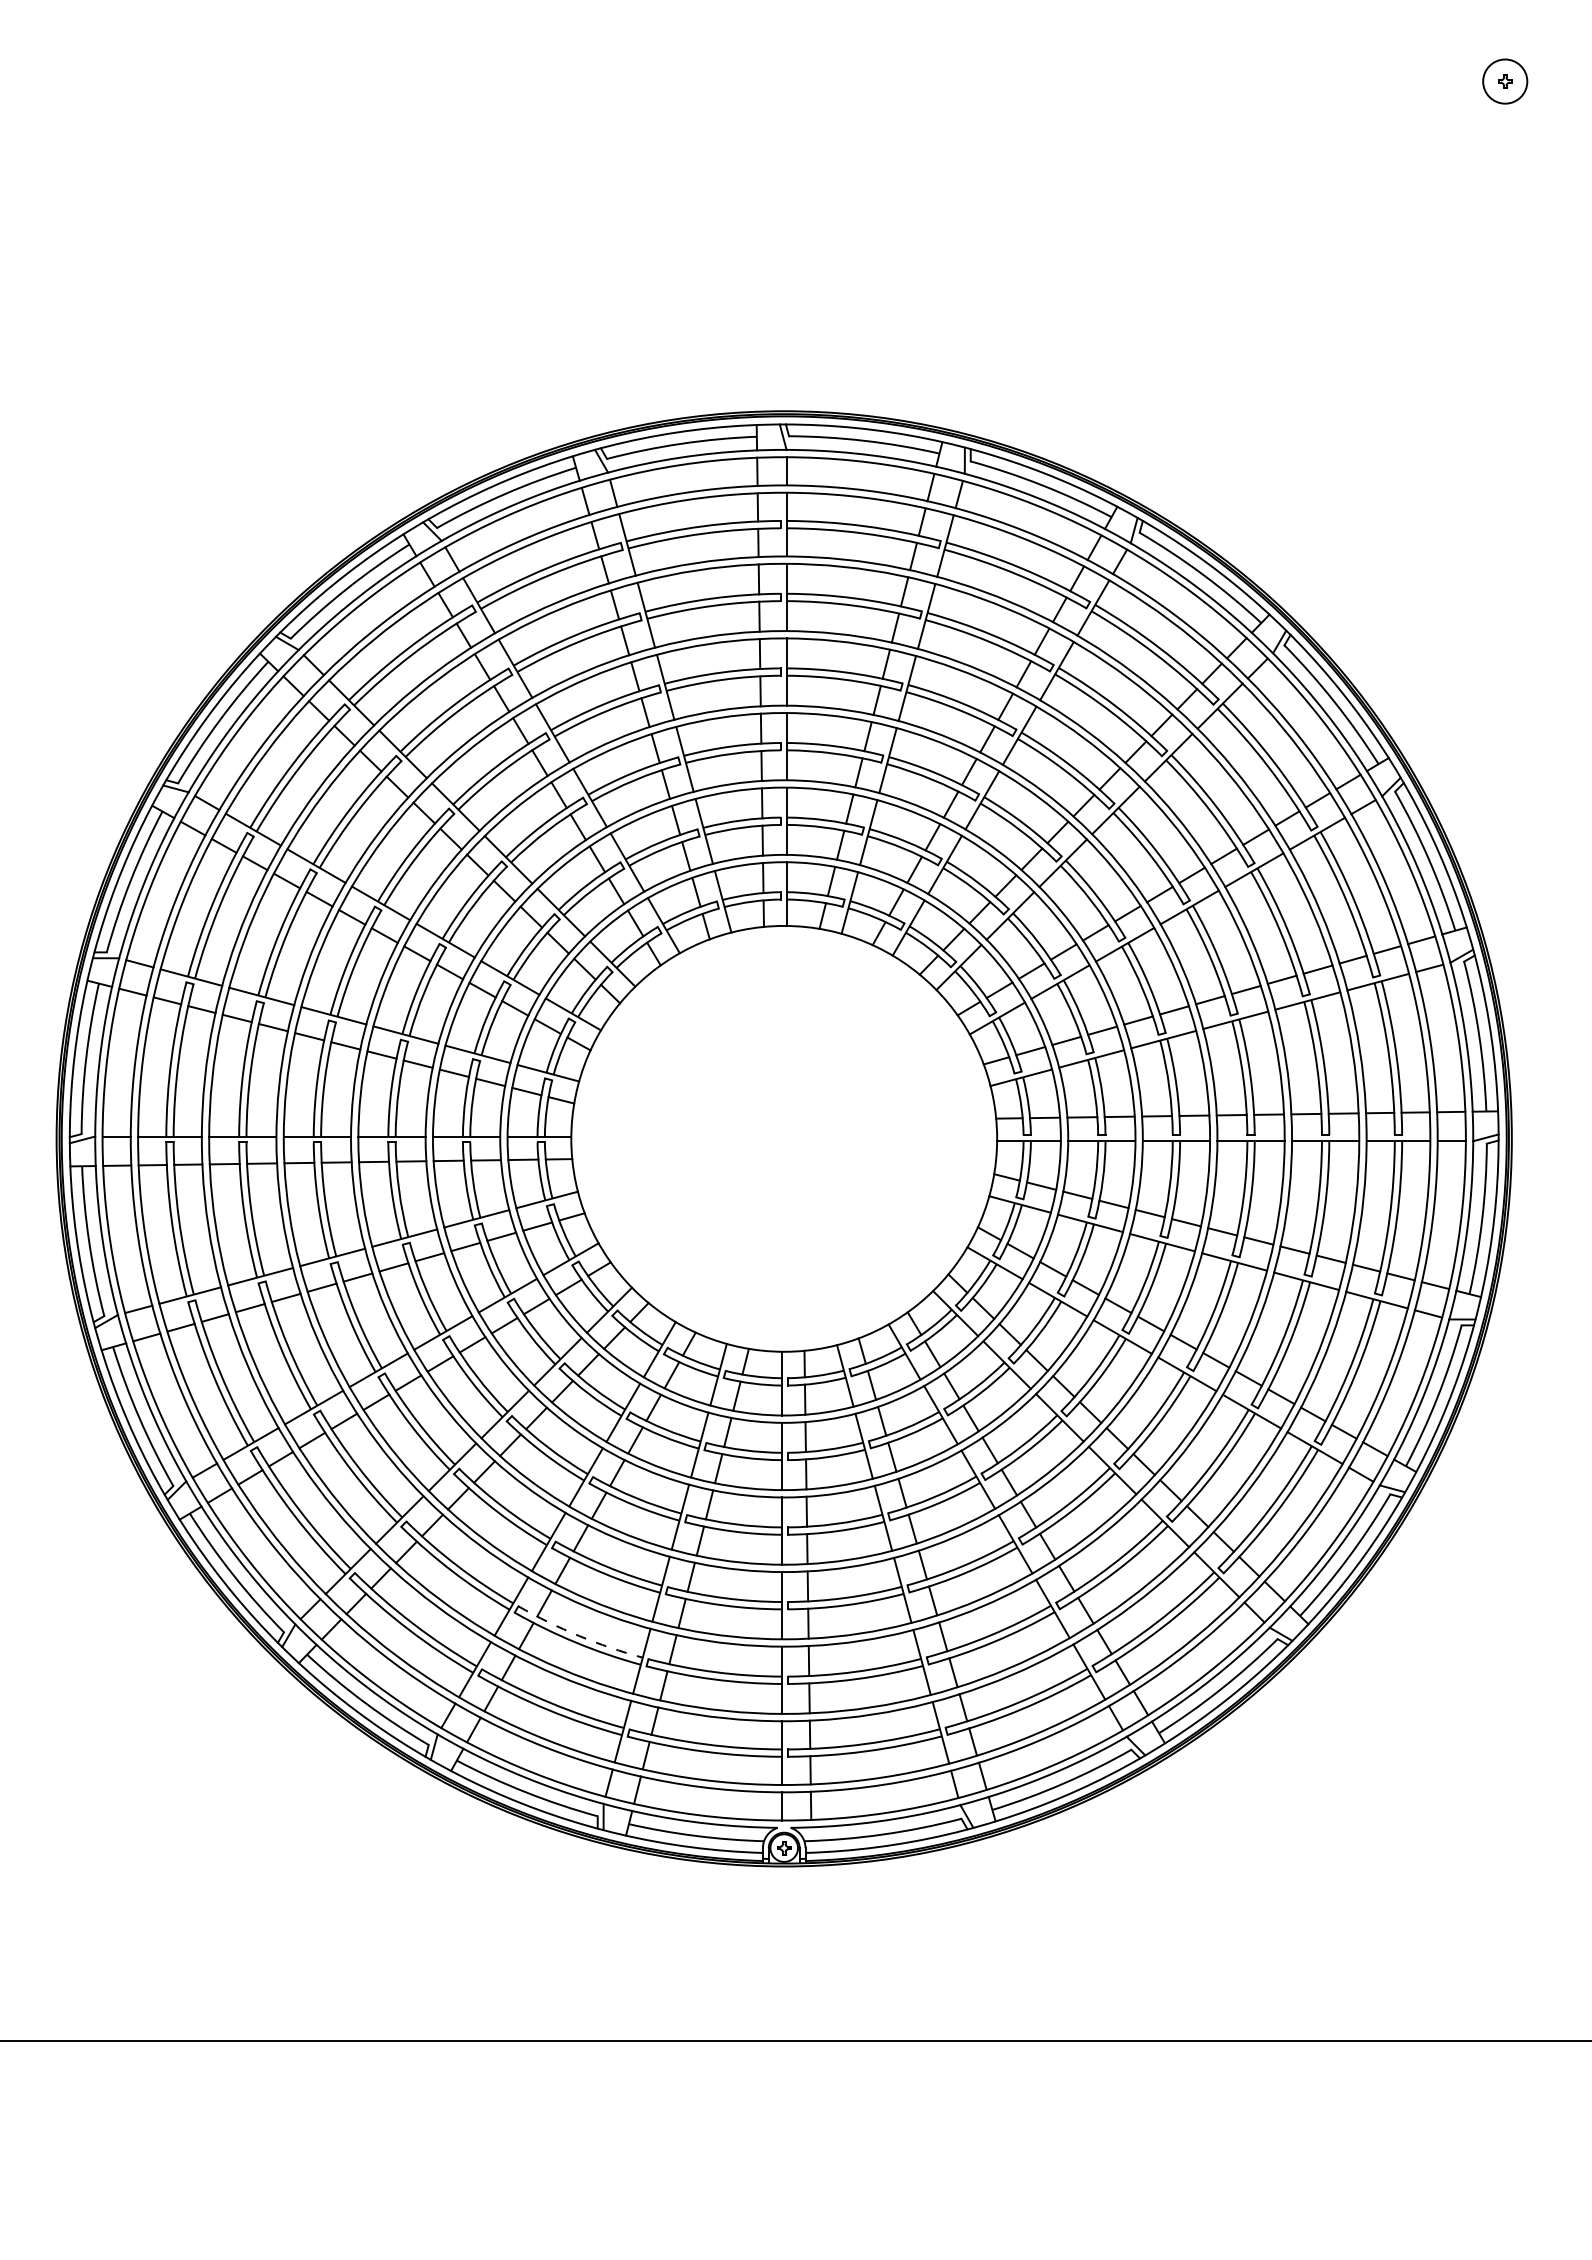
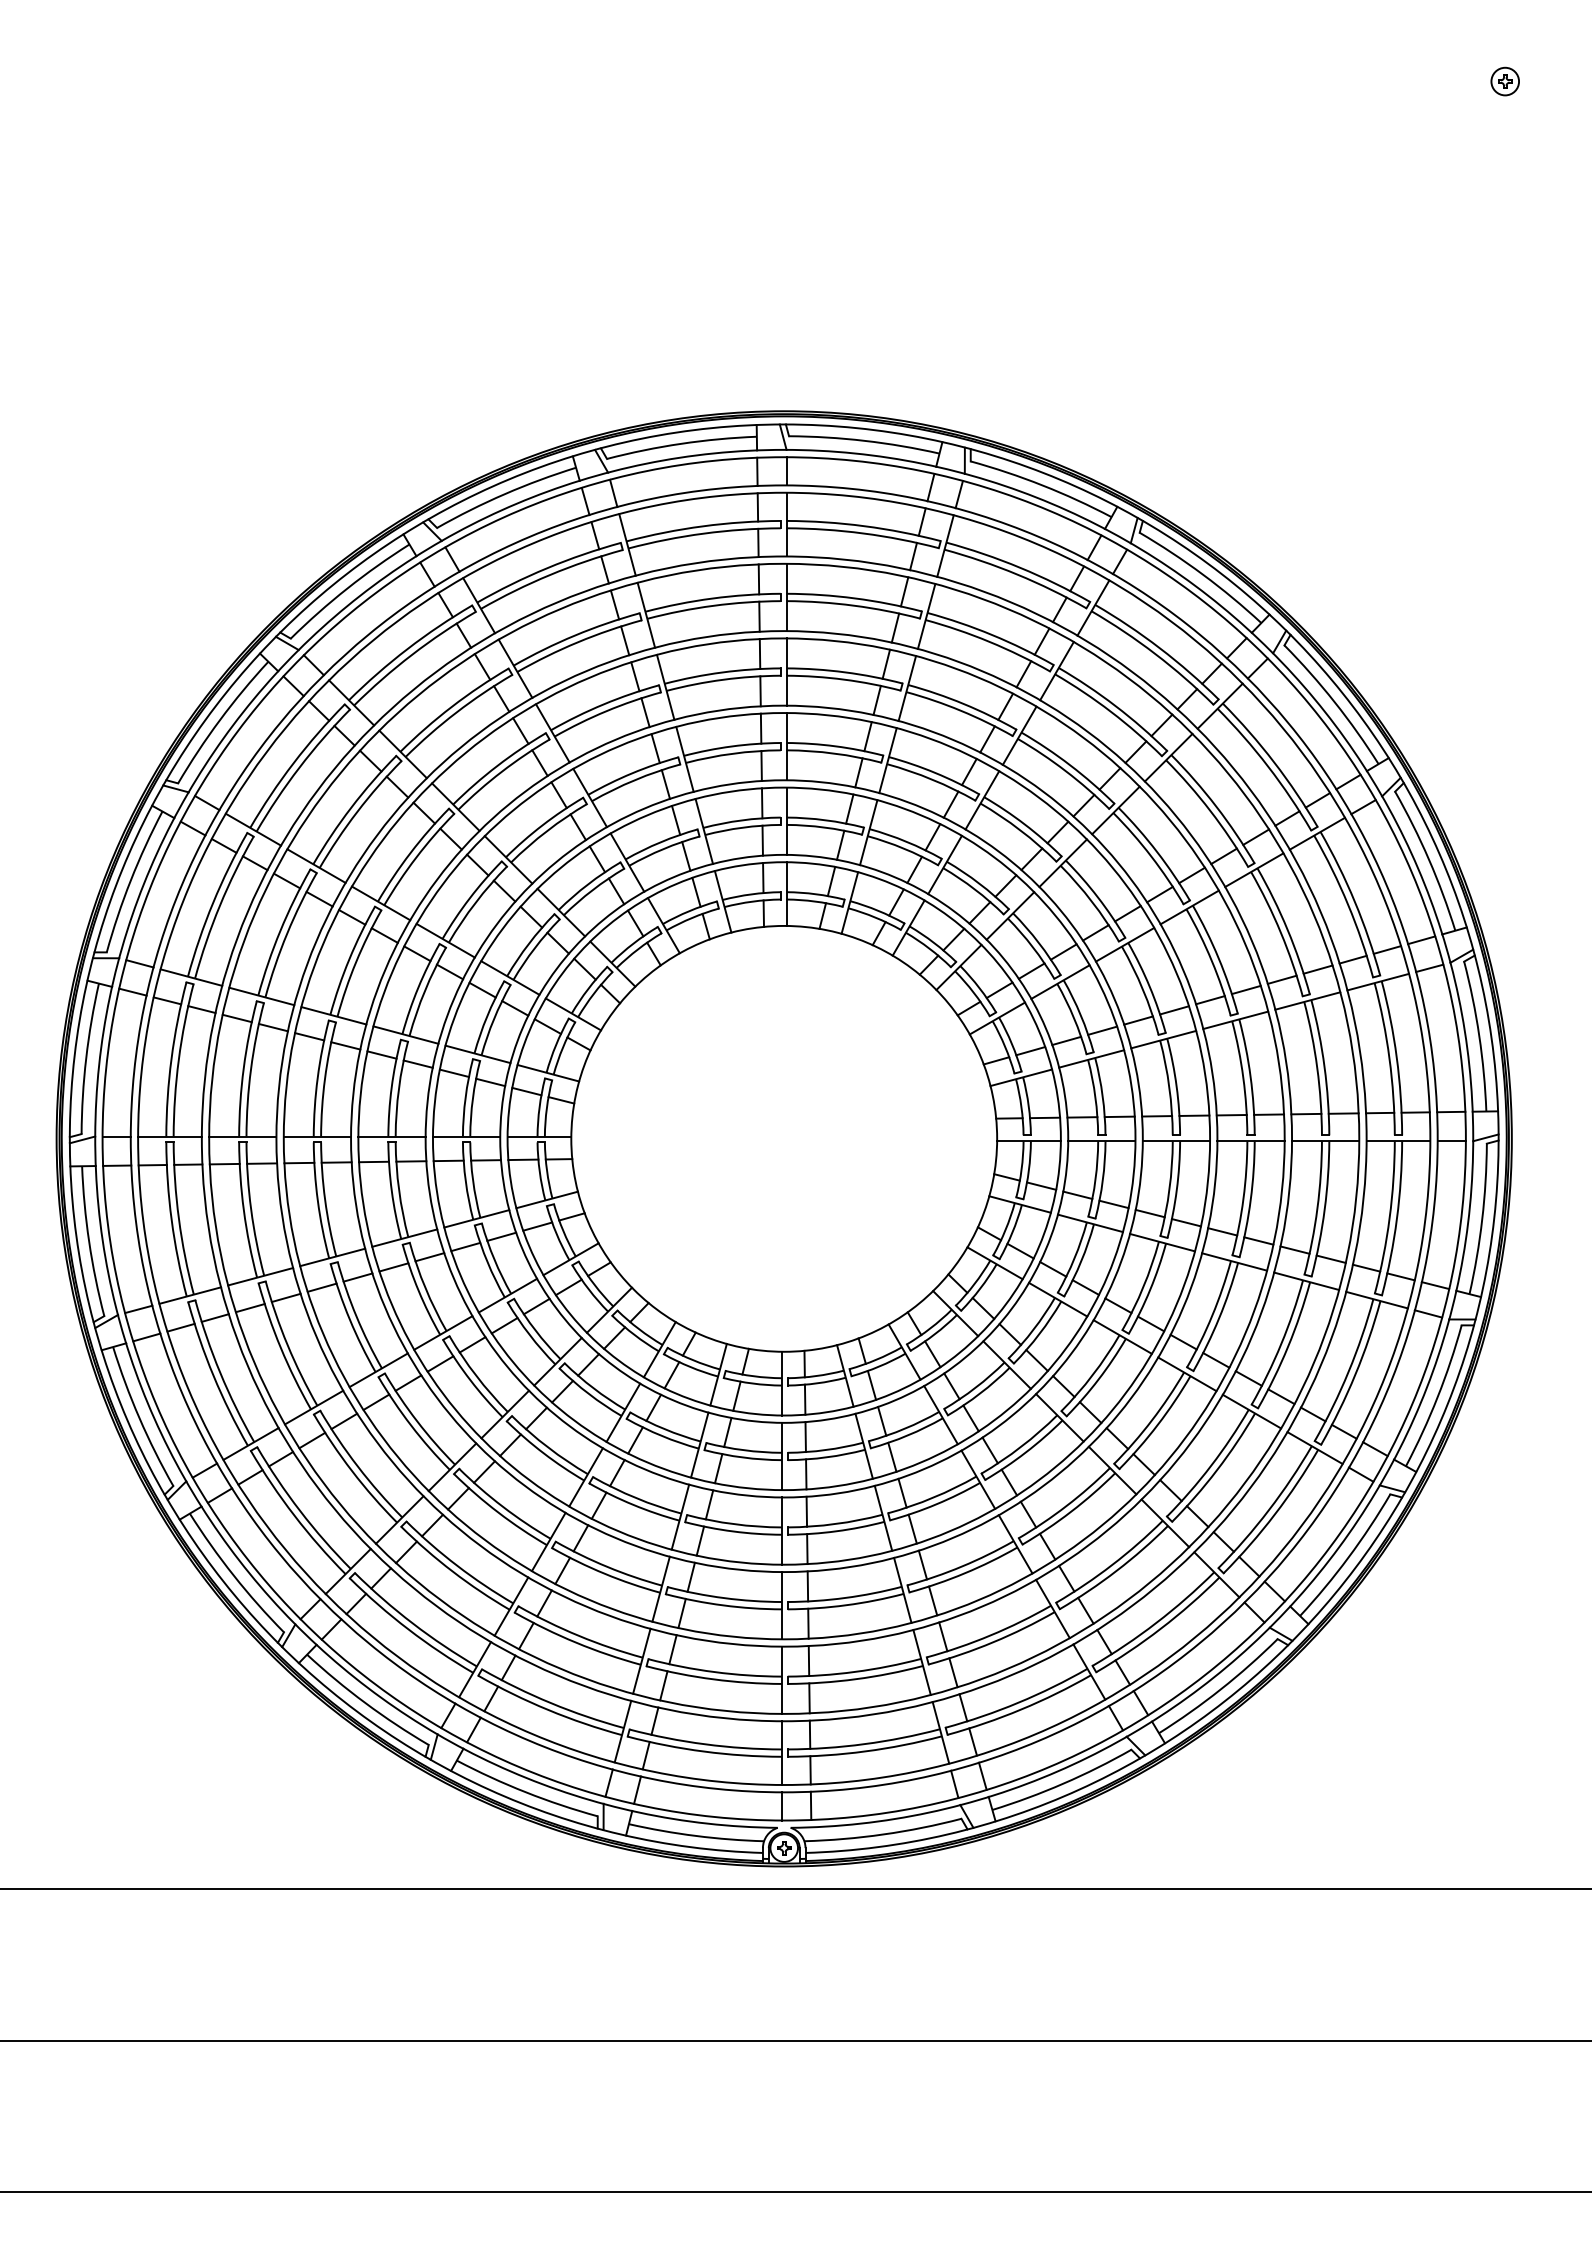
circle diameter: 44 px -> 28 px (1505, 81)
arc: dashed -> solid (578, 1635)
line: none -> present (795, 1889)
line: none -> present (795, 2192)
